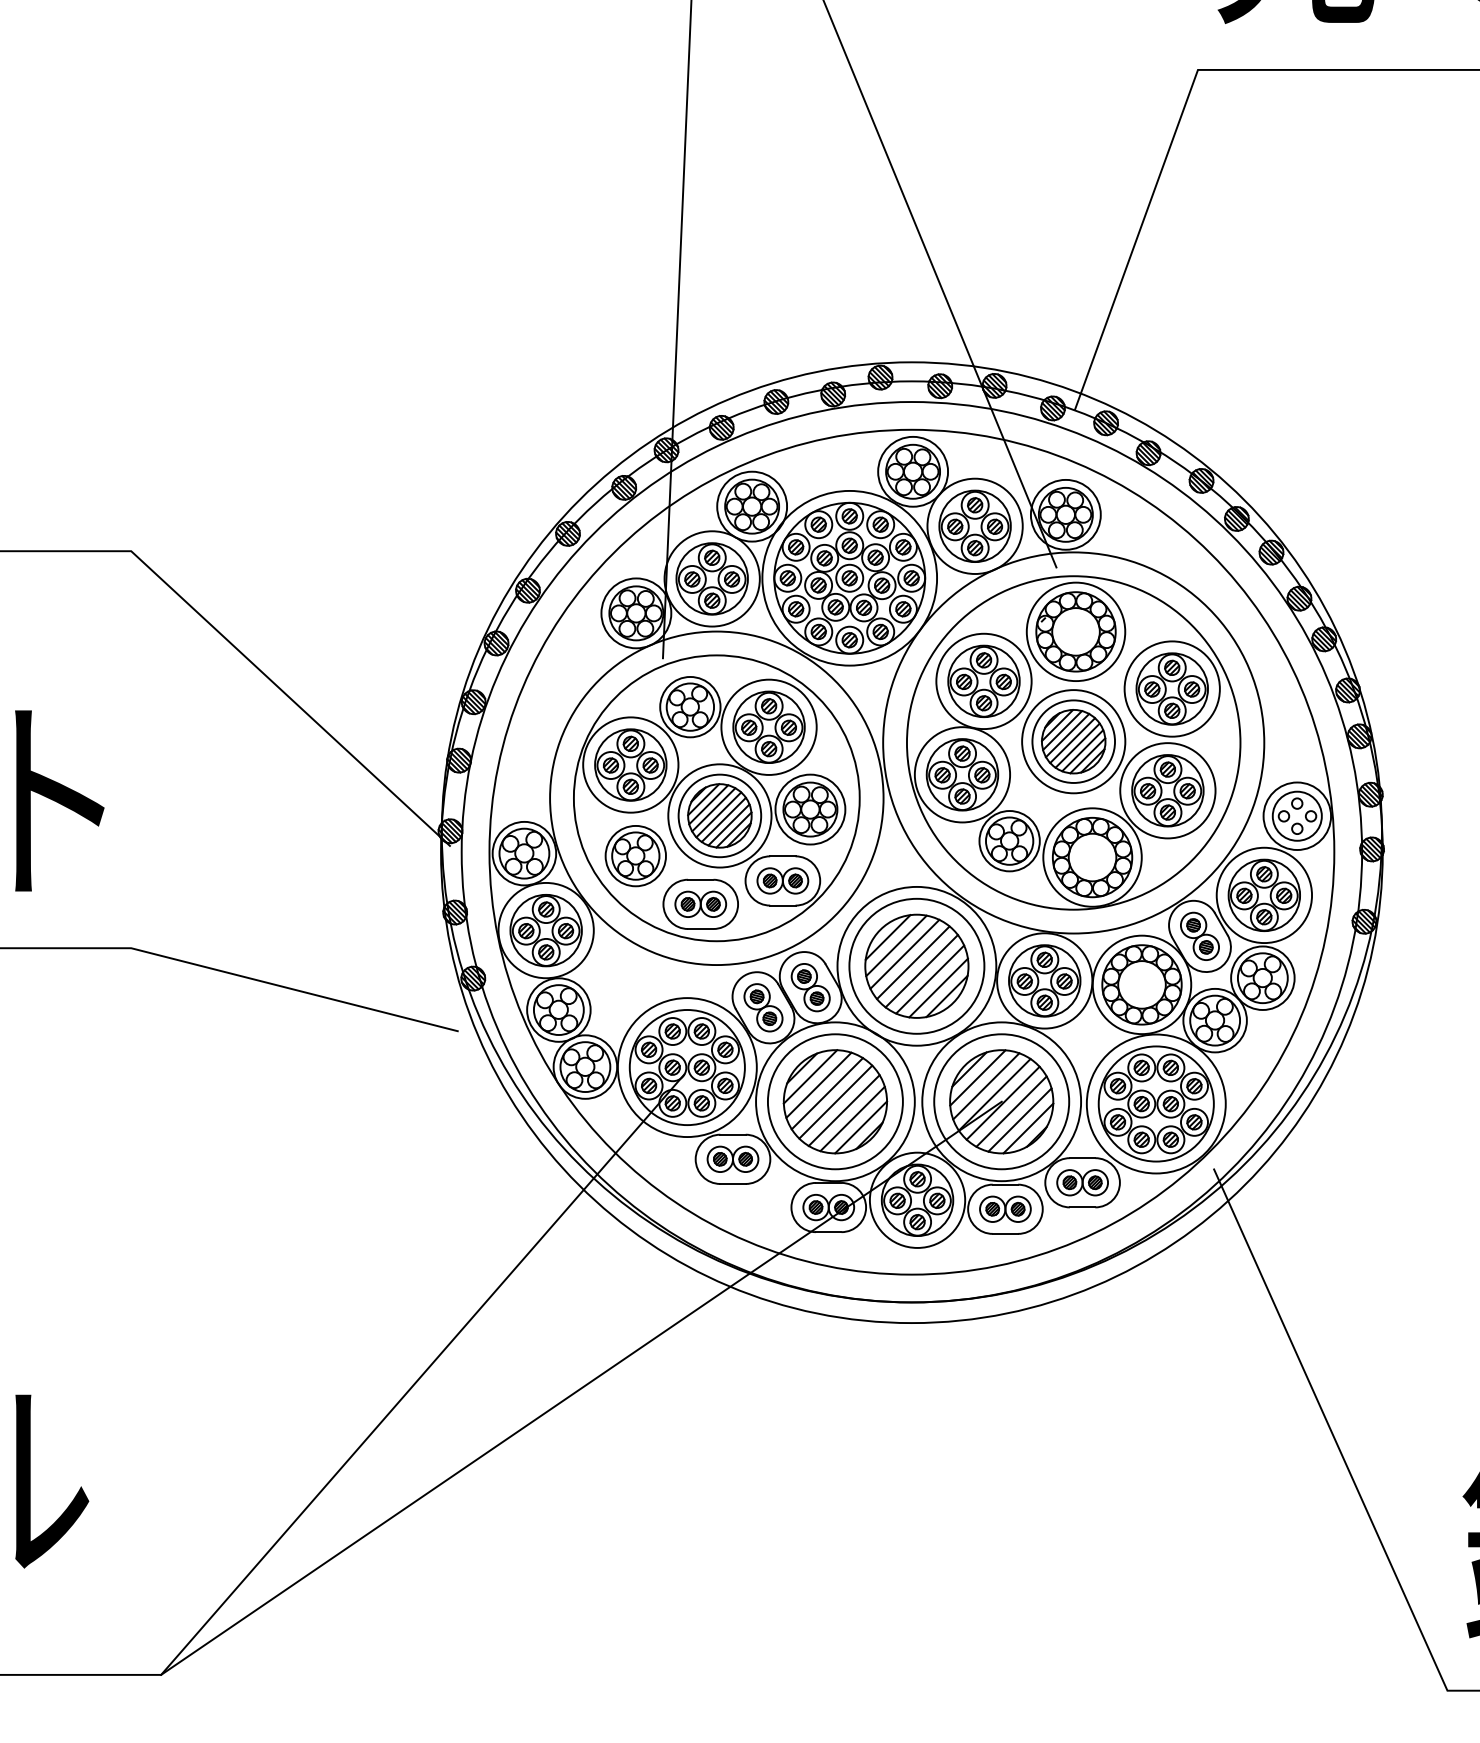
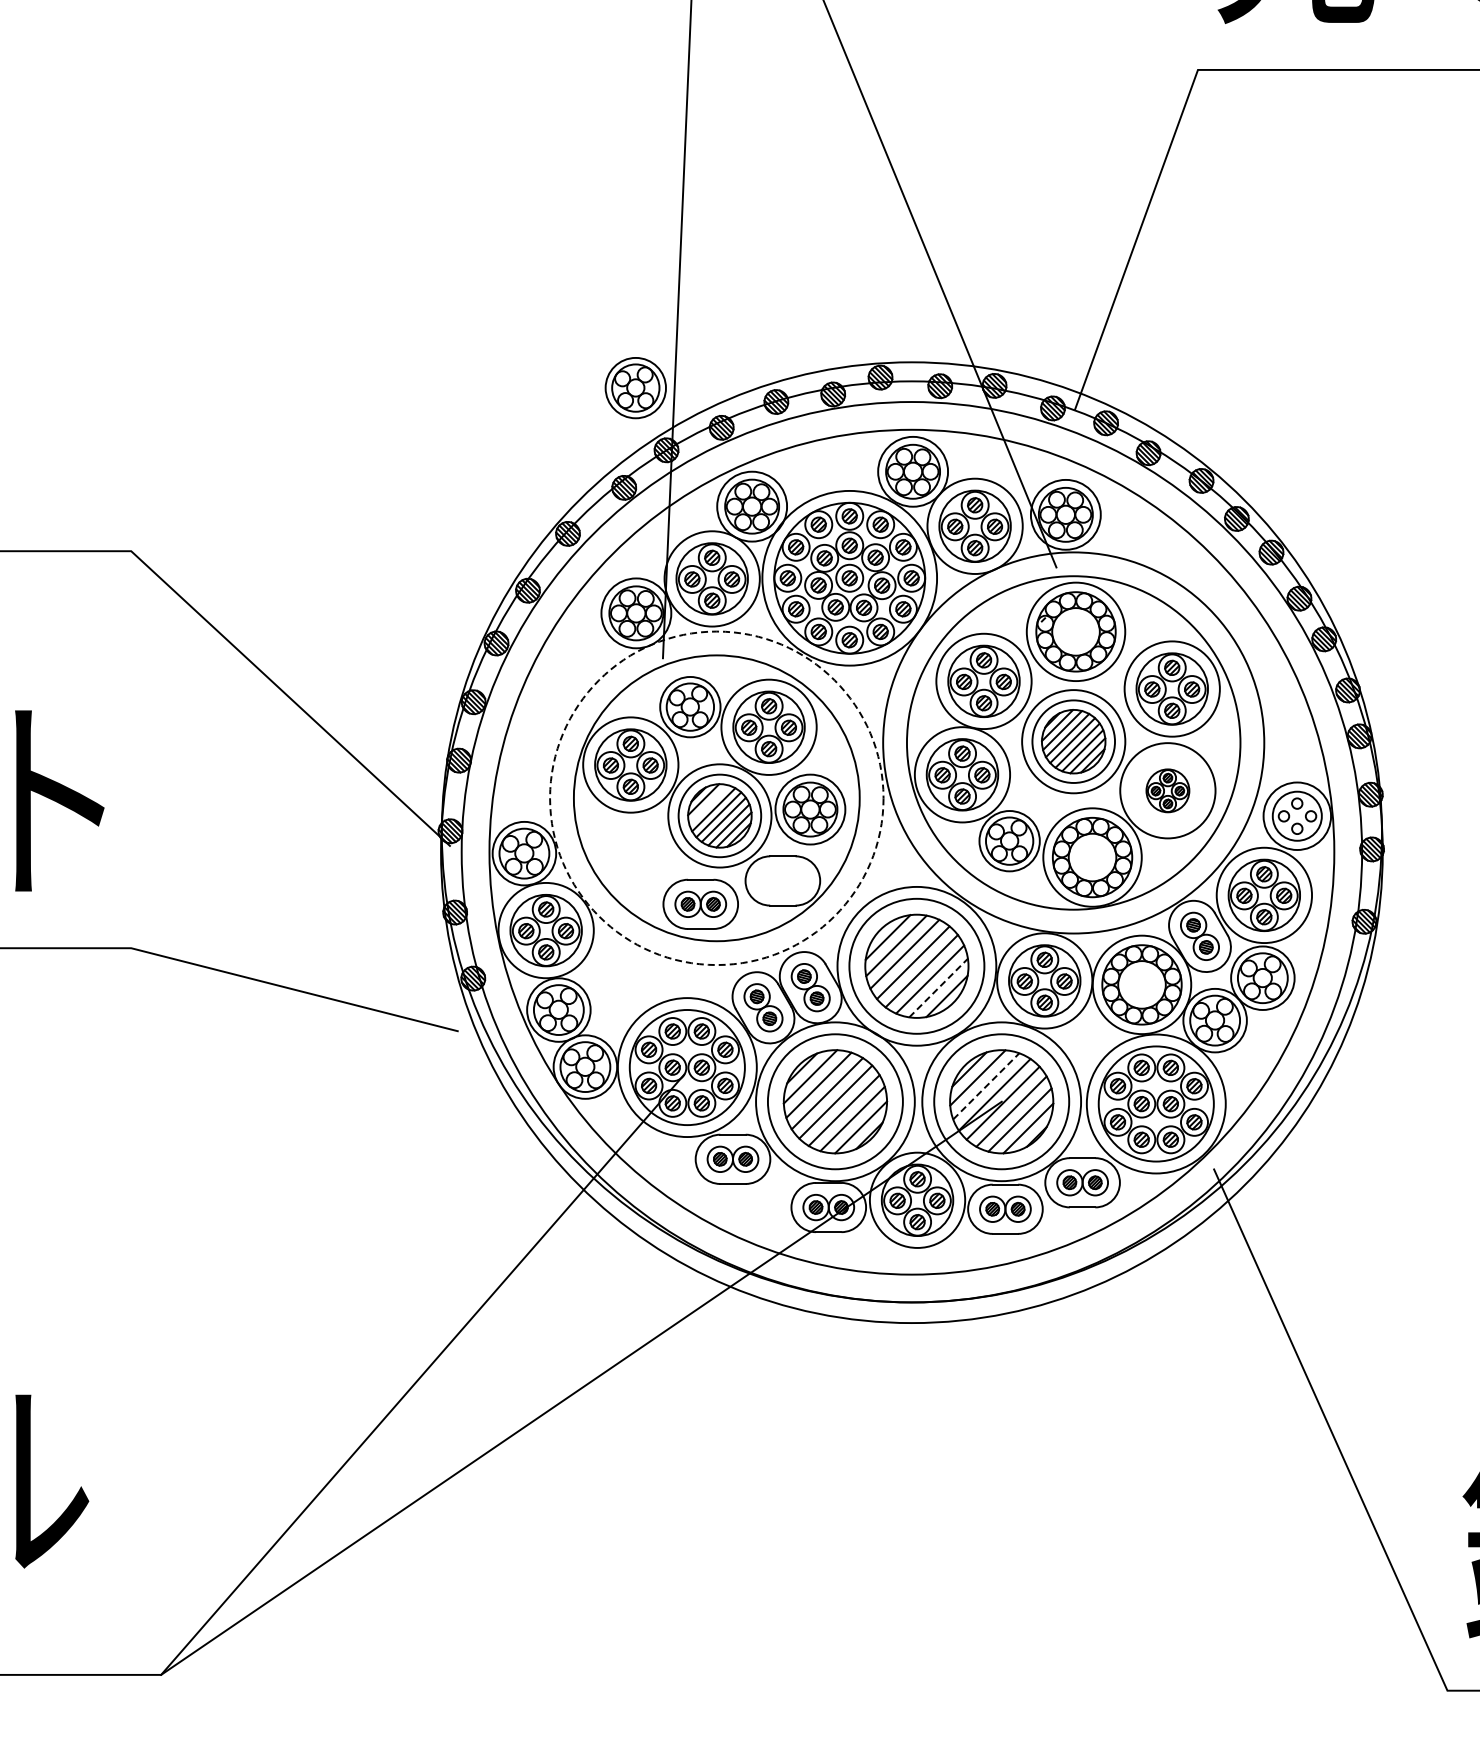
part size: 74x74 px -> 46x46 px (1167, 790)
circle: solid -> dashed (716, 798)
line: present -> none (708, 804)
part position: (635, 856) -> (635, 388) (635, 388)
part: present -> none (782, 880)
line: solid -> dashed (938, 987)
line: solid -> dashed (986, 1086)
